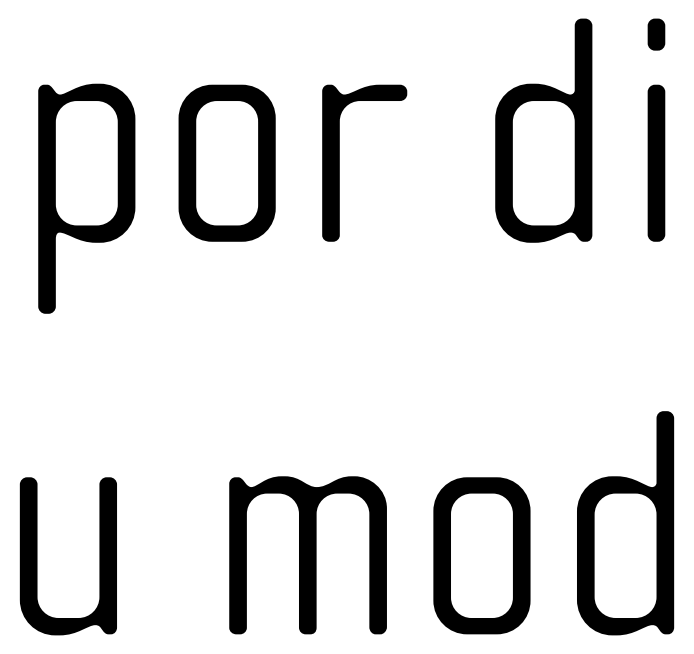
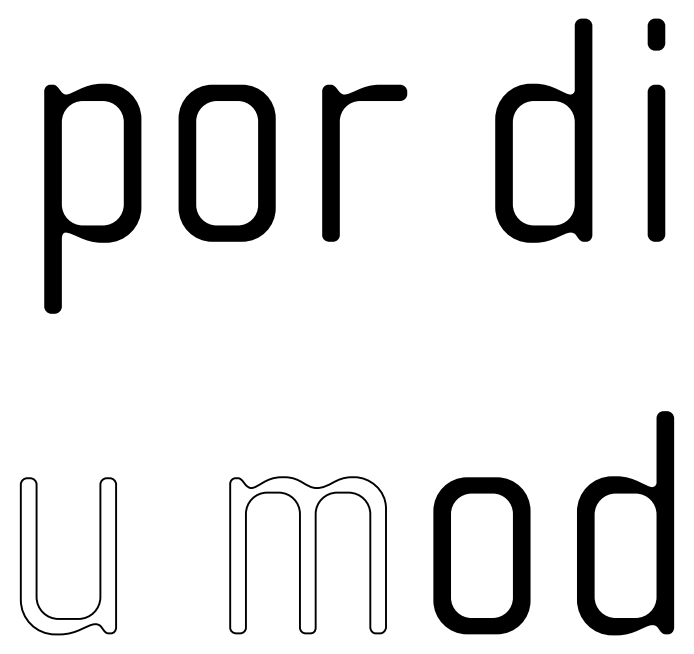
part position: (86, 198) -> (92, 198) (92, 198)
fill: present -> none (307, 555)
fill: present -> none (68, 556)
